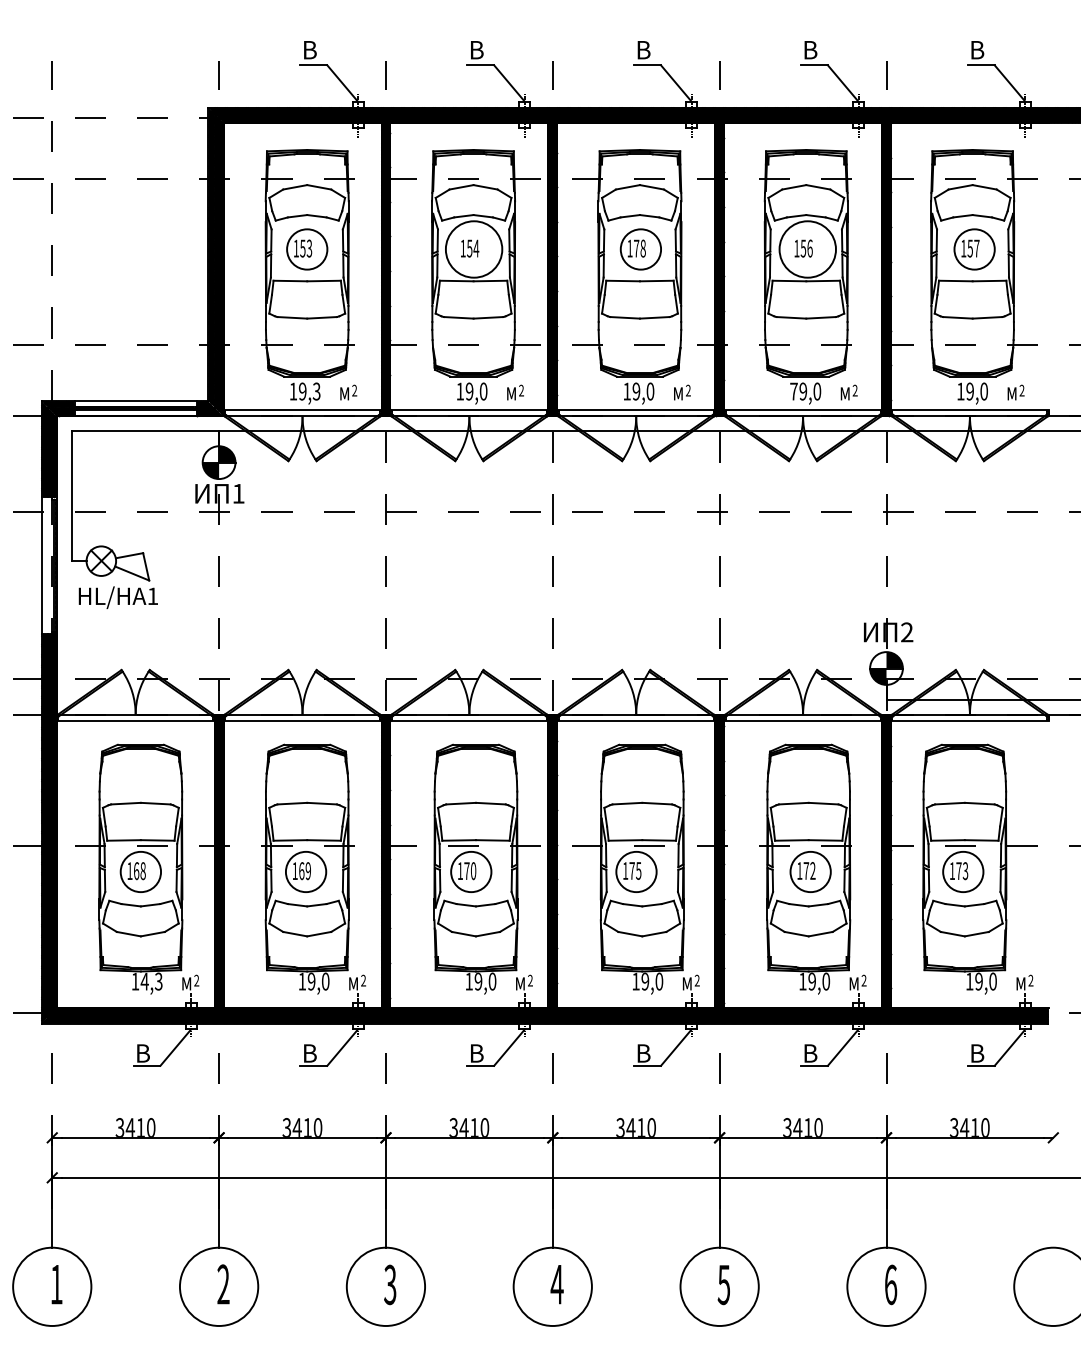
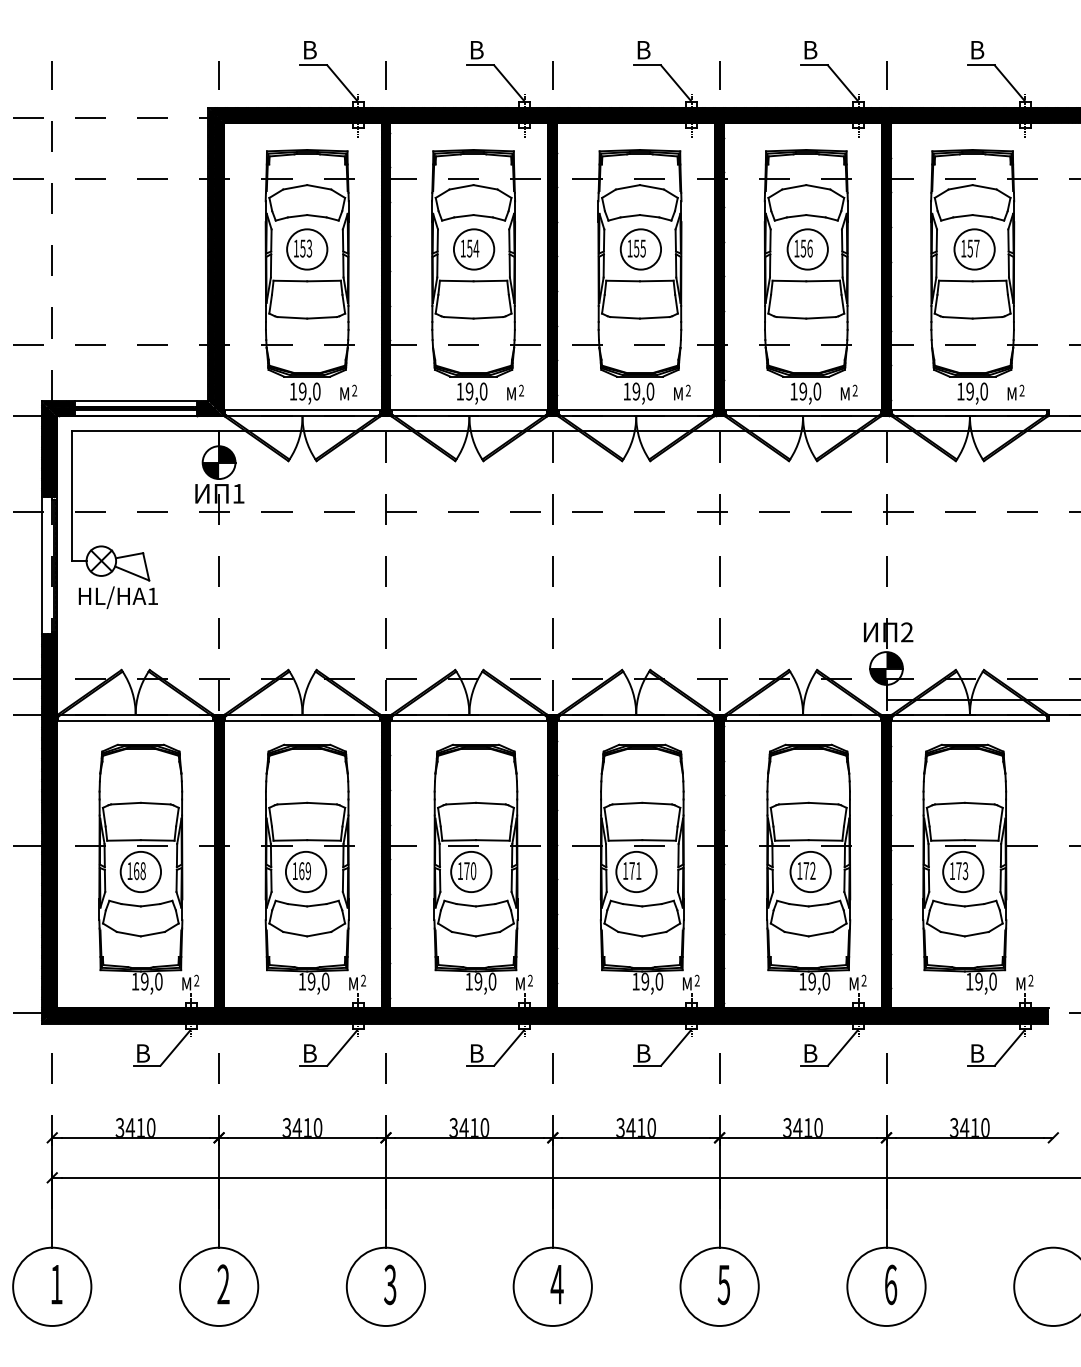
text: 178 -> 155 (639, 248)
circle diameter: 56 px -> 40 px (473, 249)
circle diameter: 56 px -> 40 px (807, 249)
text: 19,3 -> 19,0 (316, 391)
text: 79,0 -> 19,0 (793, 391)
text: 175 -> 171 (638, 870)
text: 14,3 -> 19,0 (151, 981)
